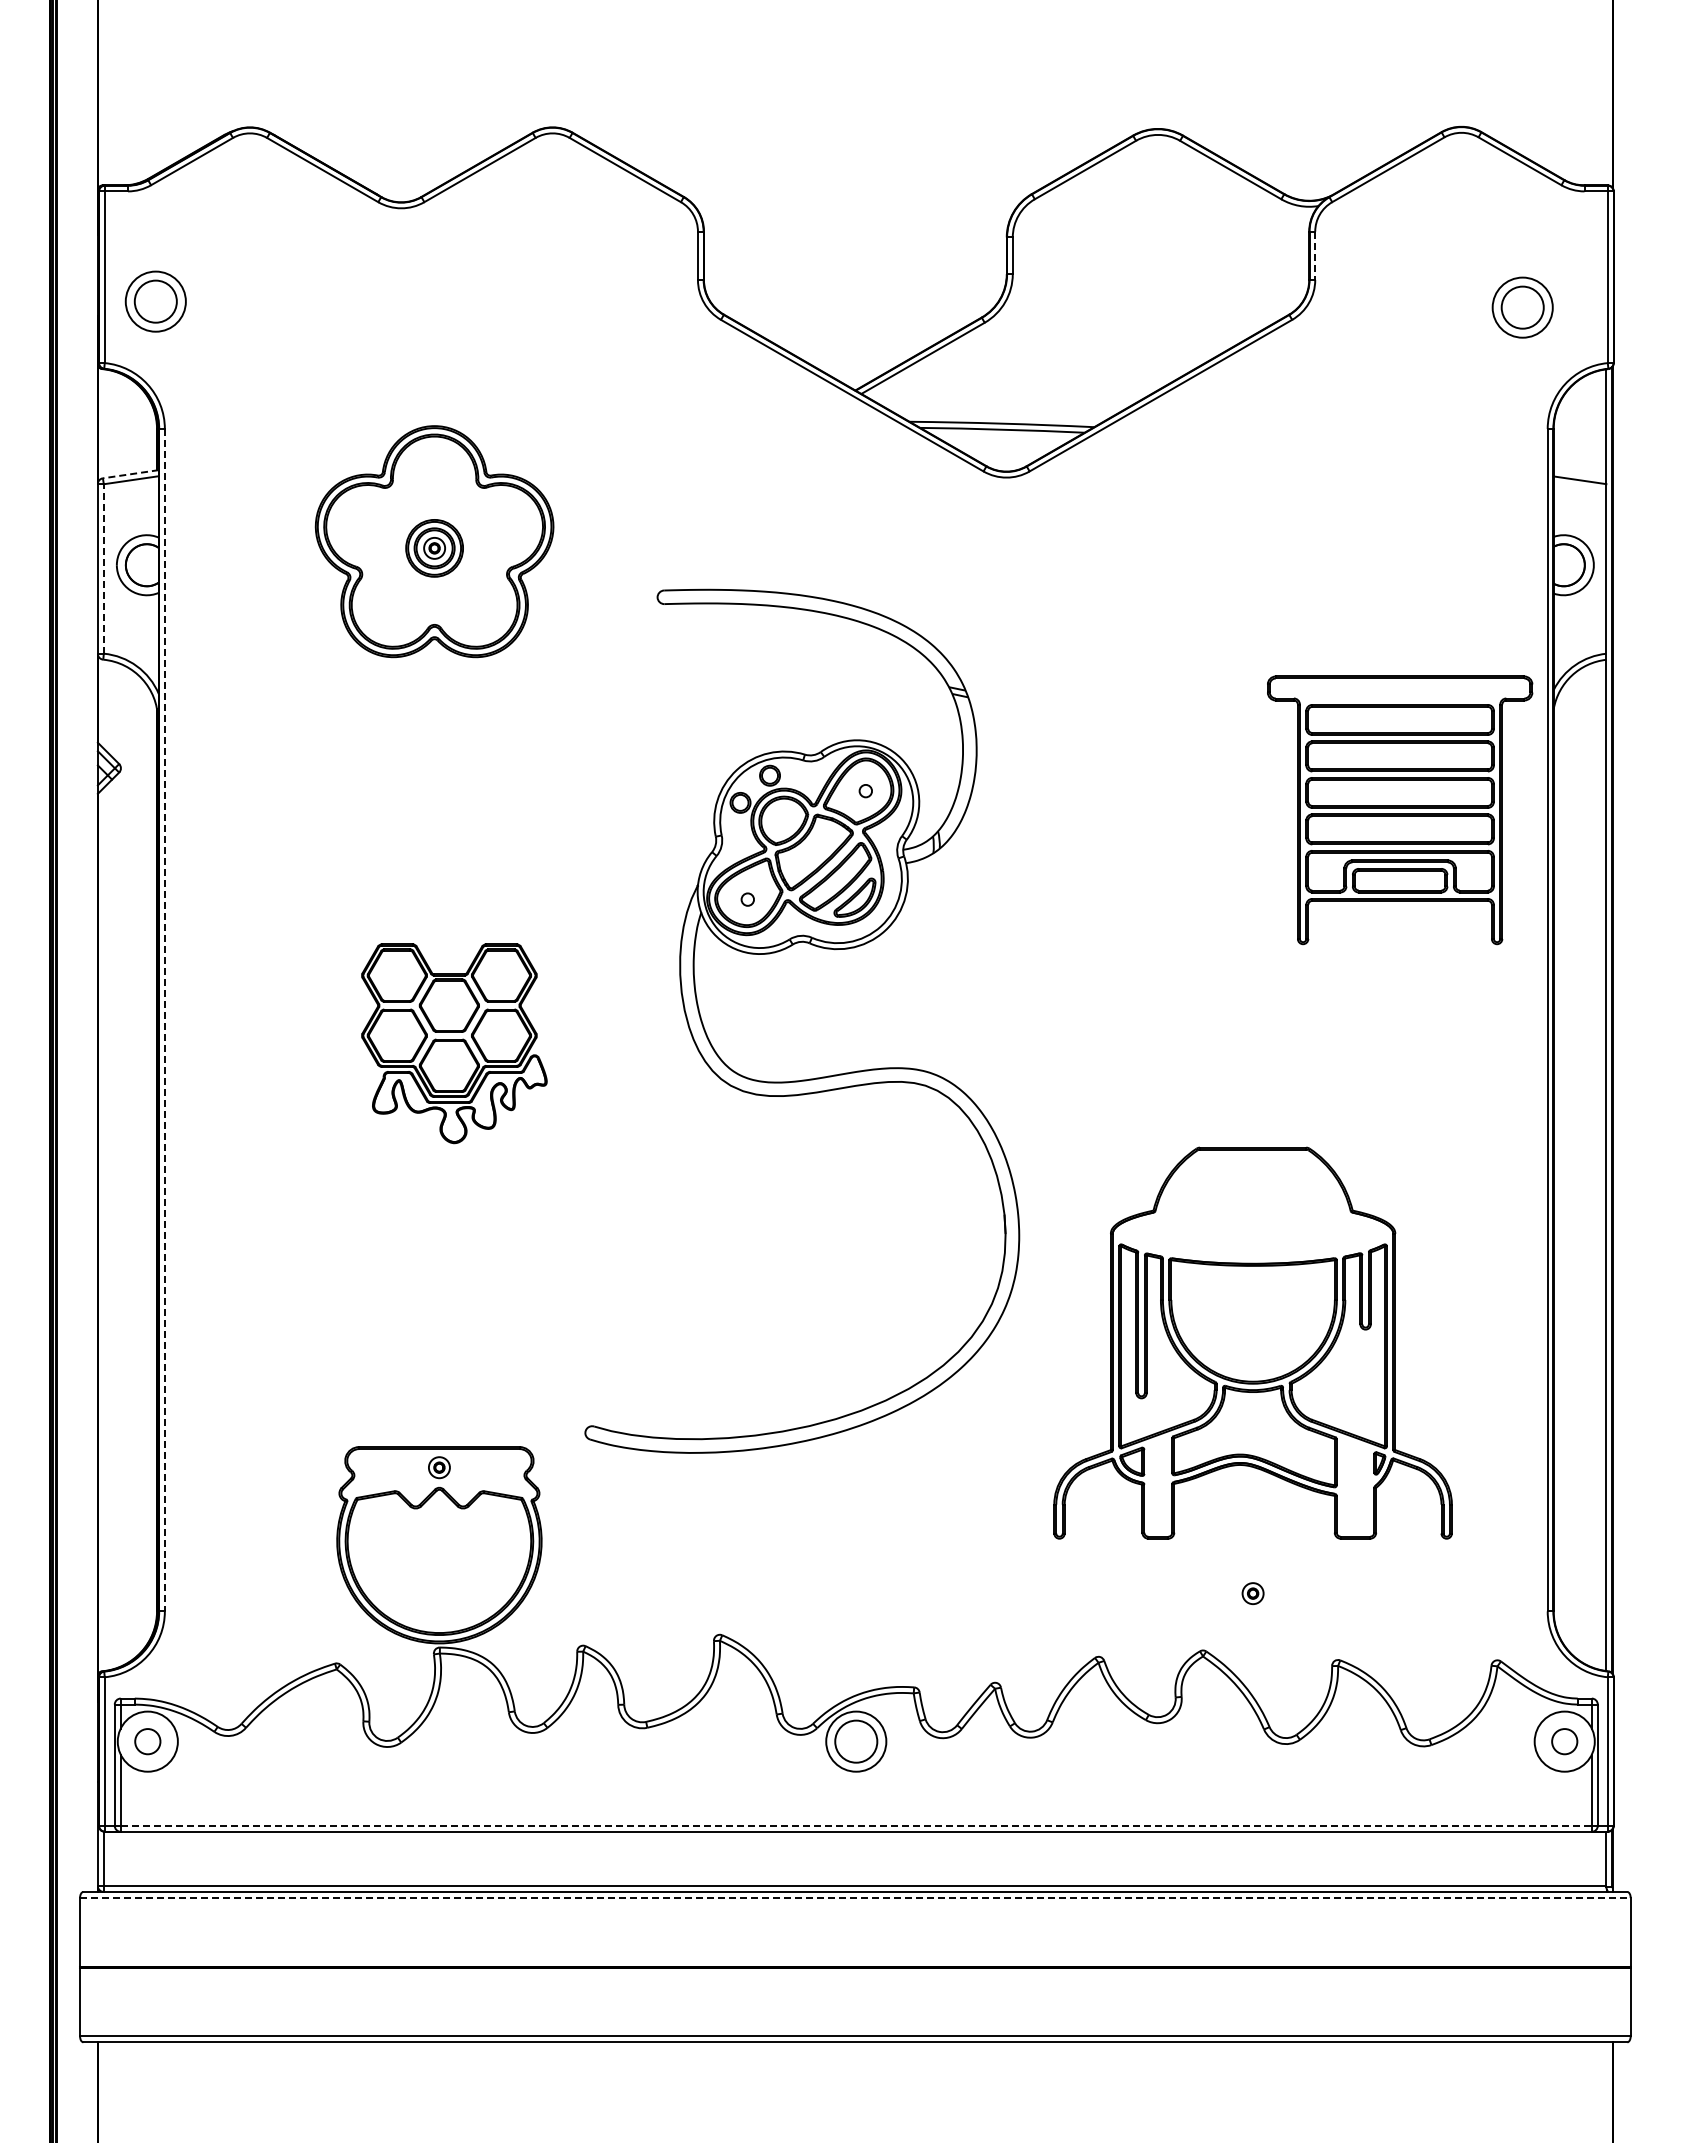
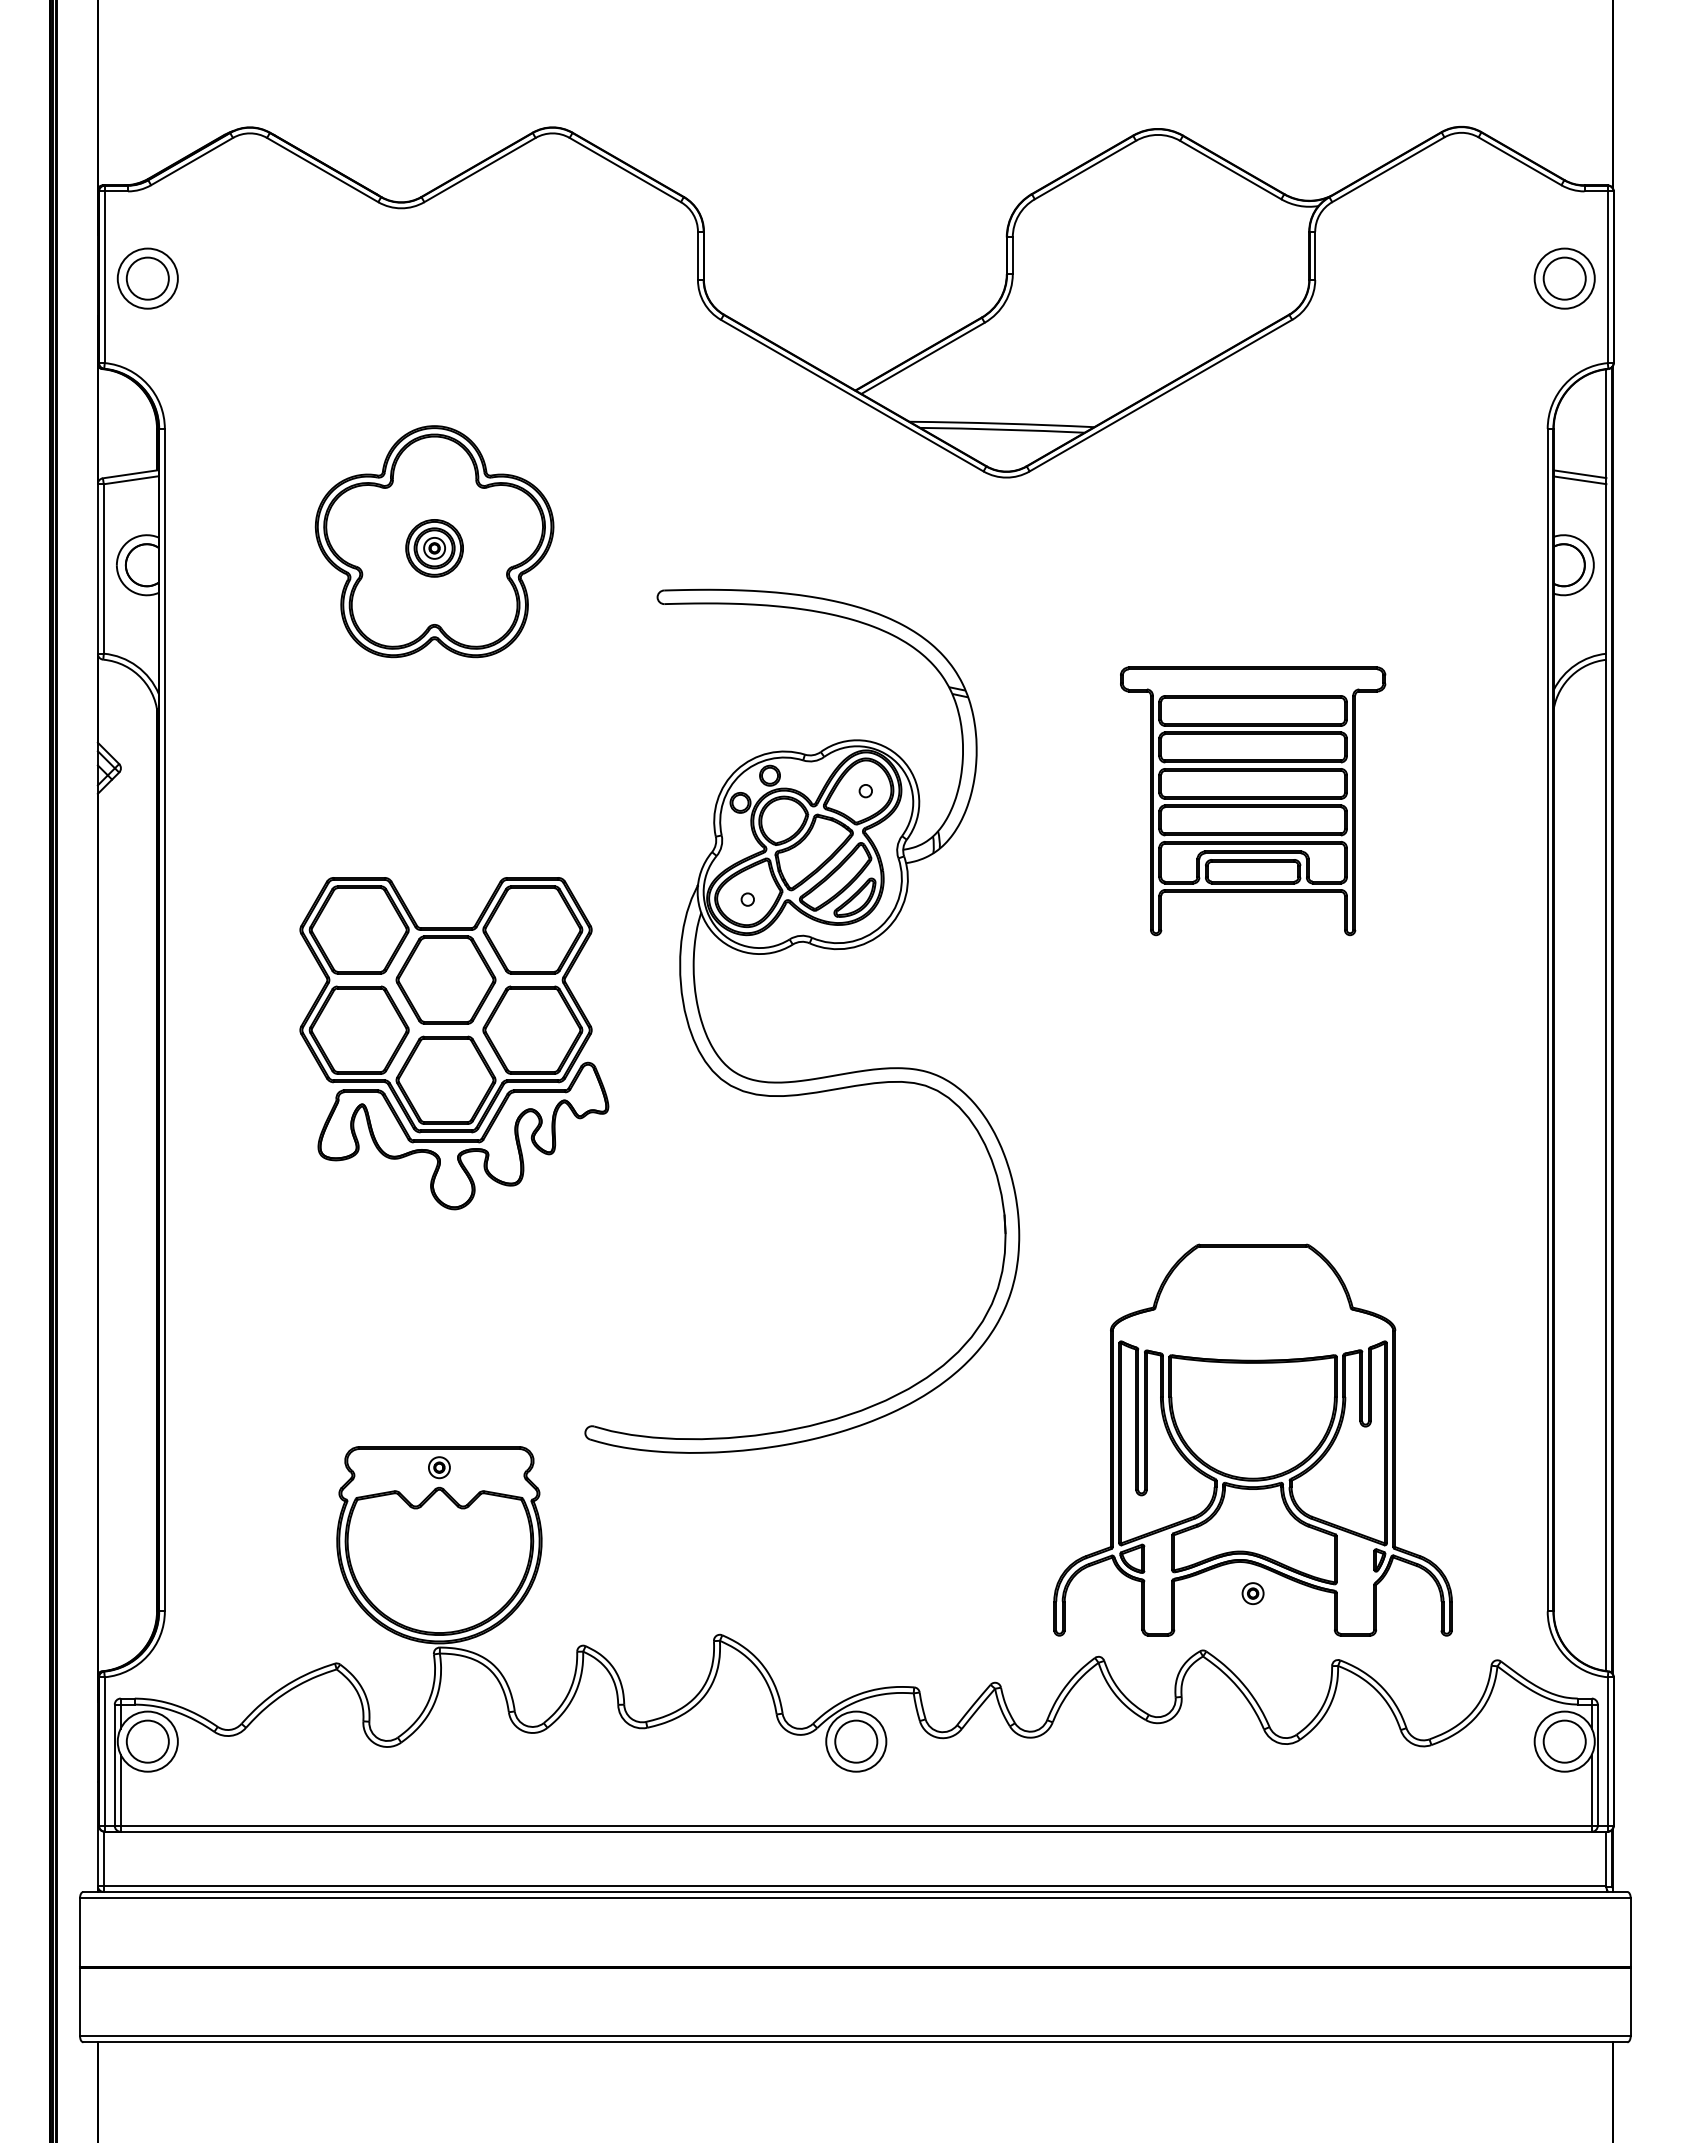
line: dashed -> solid (1315, 256)
part position: (155, 301) -> (147, 278) (147, 278)
part position: (1522, 307) -> (1564, 278) (1564, 278)
line: dashed -> solid (130, 474)
line: none -> present (1579, 474)
line: dashed -> solid (103, 568)
part position: (1400, 810) -> (1253, 801) (1253, 801)
line: dashed -> solid (164, 1020)
part size: 187x202 px -> 311x334 px (454, 1043)
part position: (1252, 1342) -> (1252, 1439) (1252, 1439)
circle diameter: 25 px -> 42 px (147, 1741)
circle diameter: 25 px -> 42 px (1564, 1741)
line: dashed -> solid (856, 1825)
line: dashed -> solid (855, 1897)
